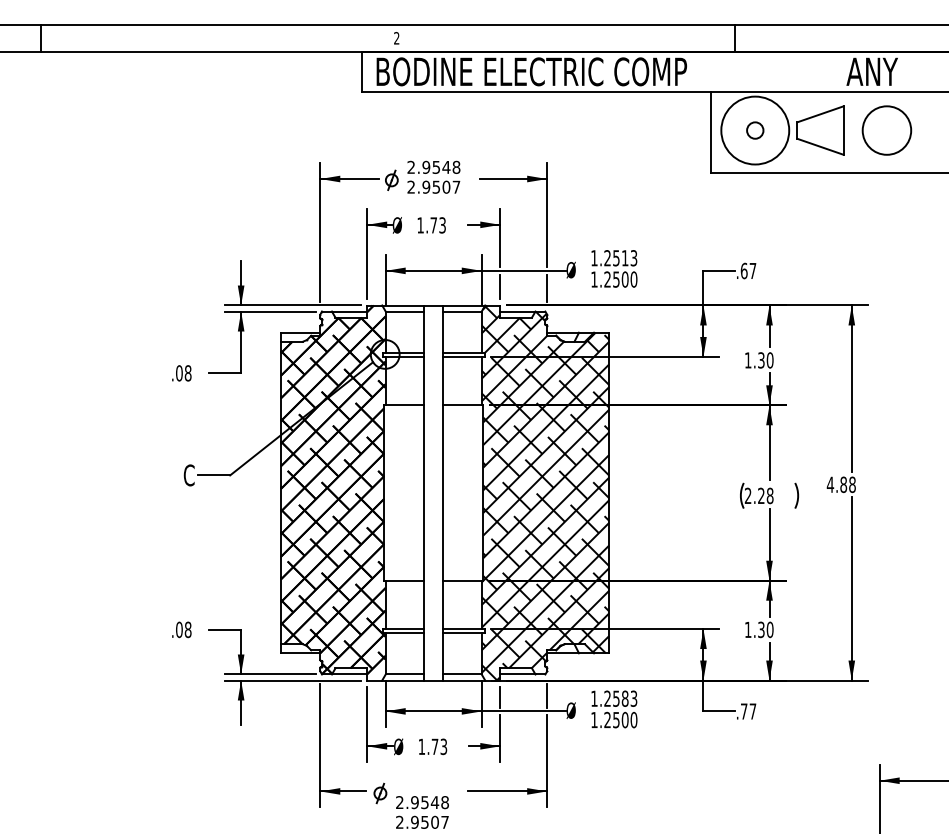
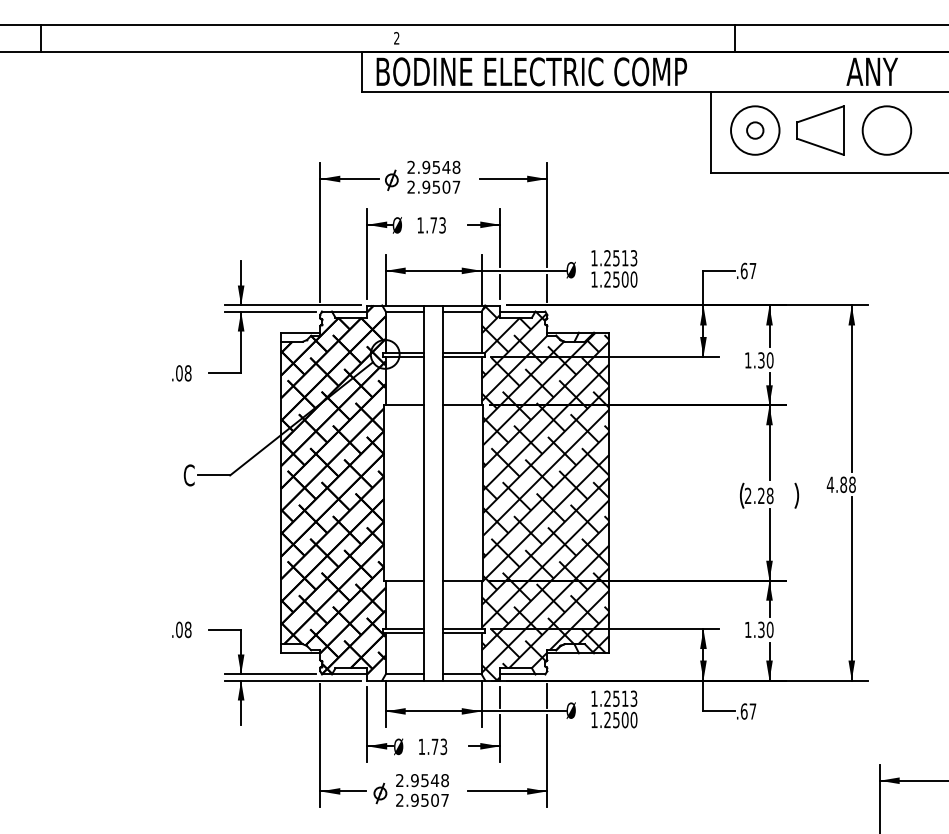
circle diameter: 68 px -> 48 px (755, 130)
text: 1.2583 -> 1.2513 (624, 698)
text: .77 -> .67 (743, 711)
text position: (422, 812) -> (422, 790) (422, 790)
